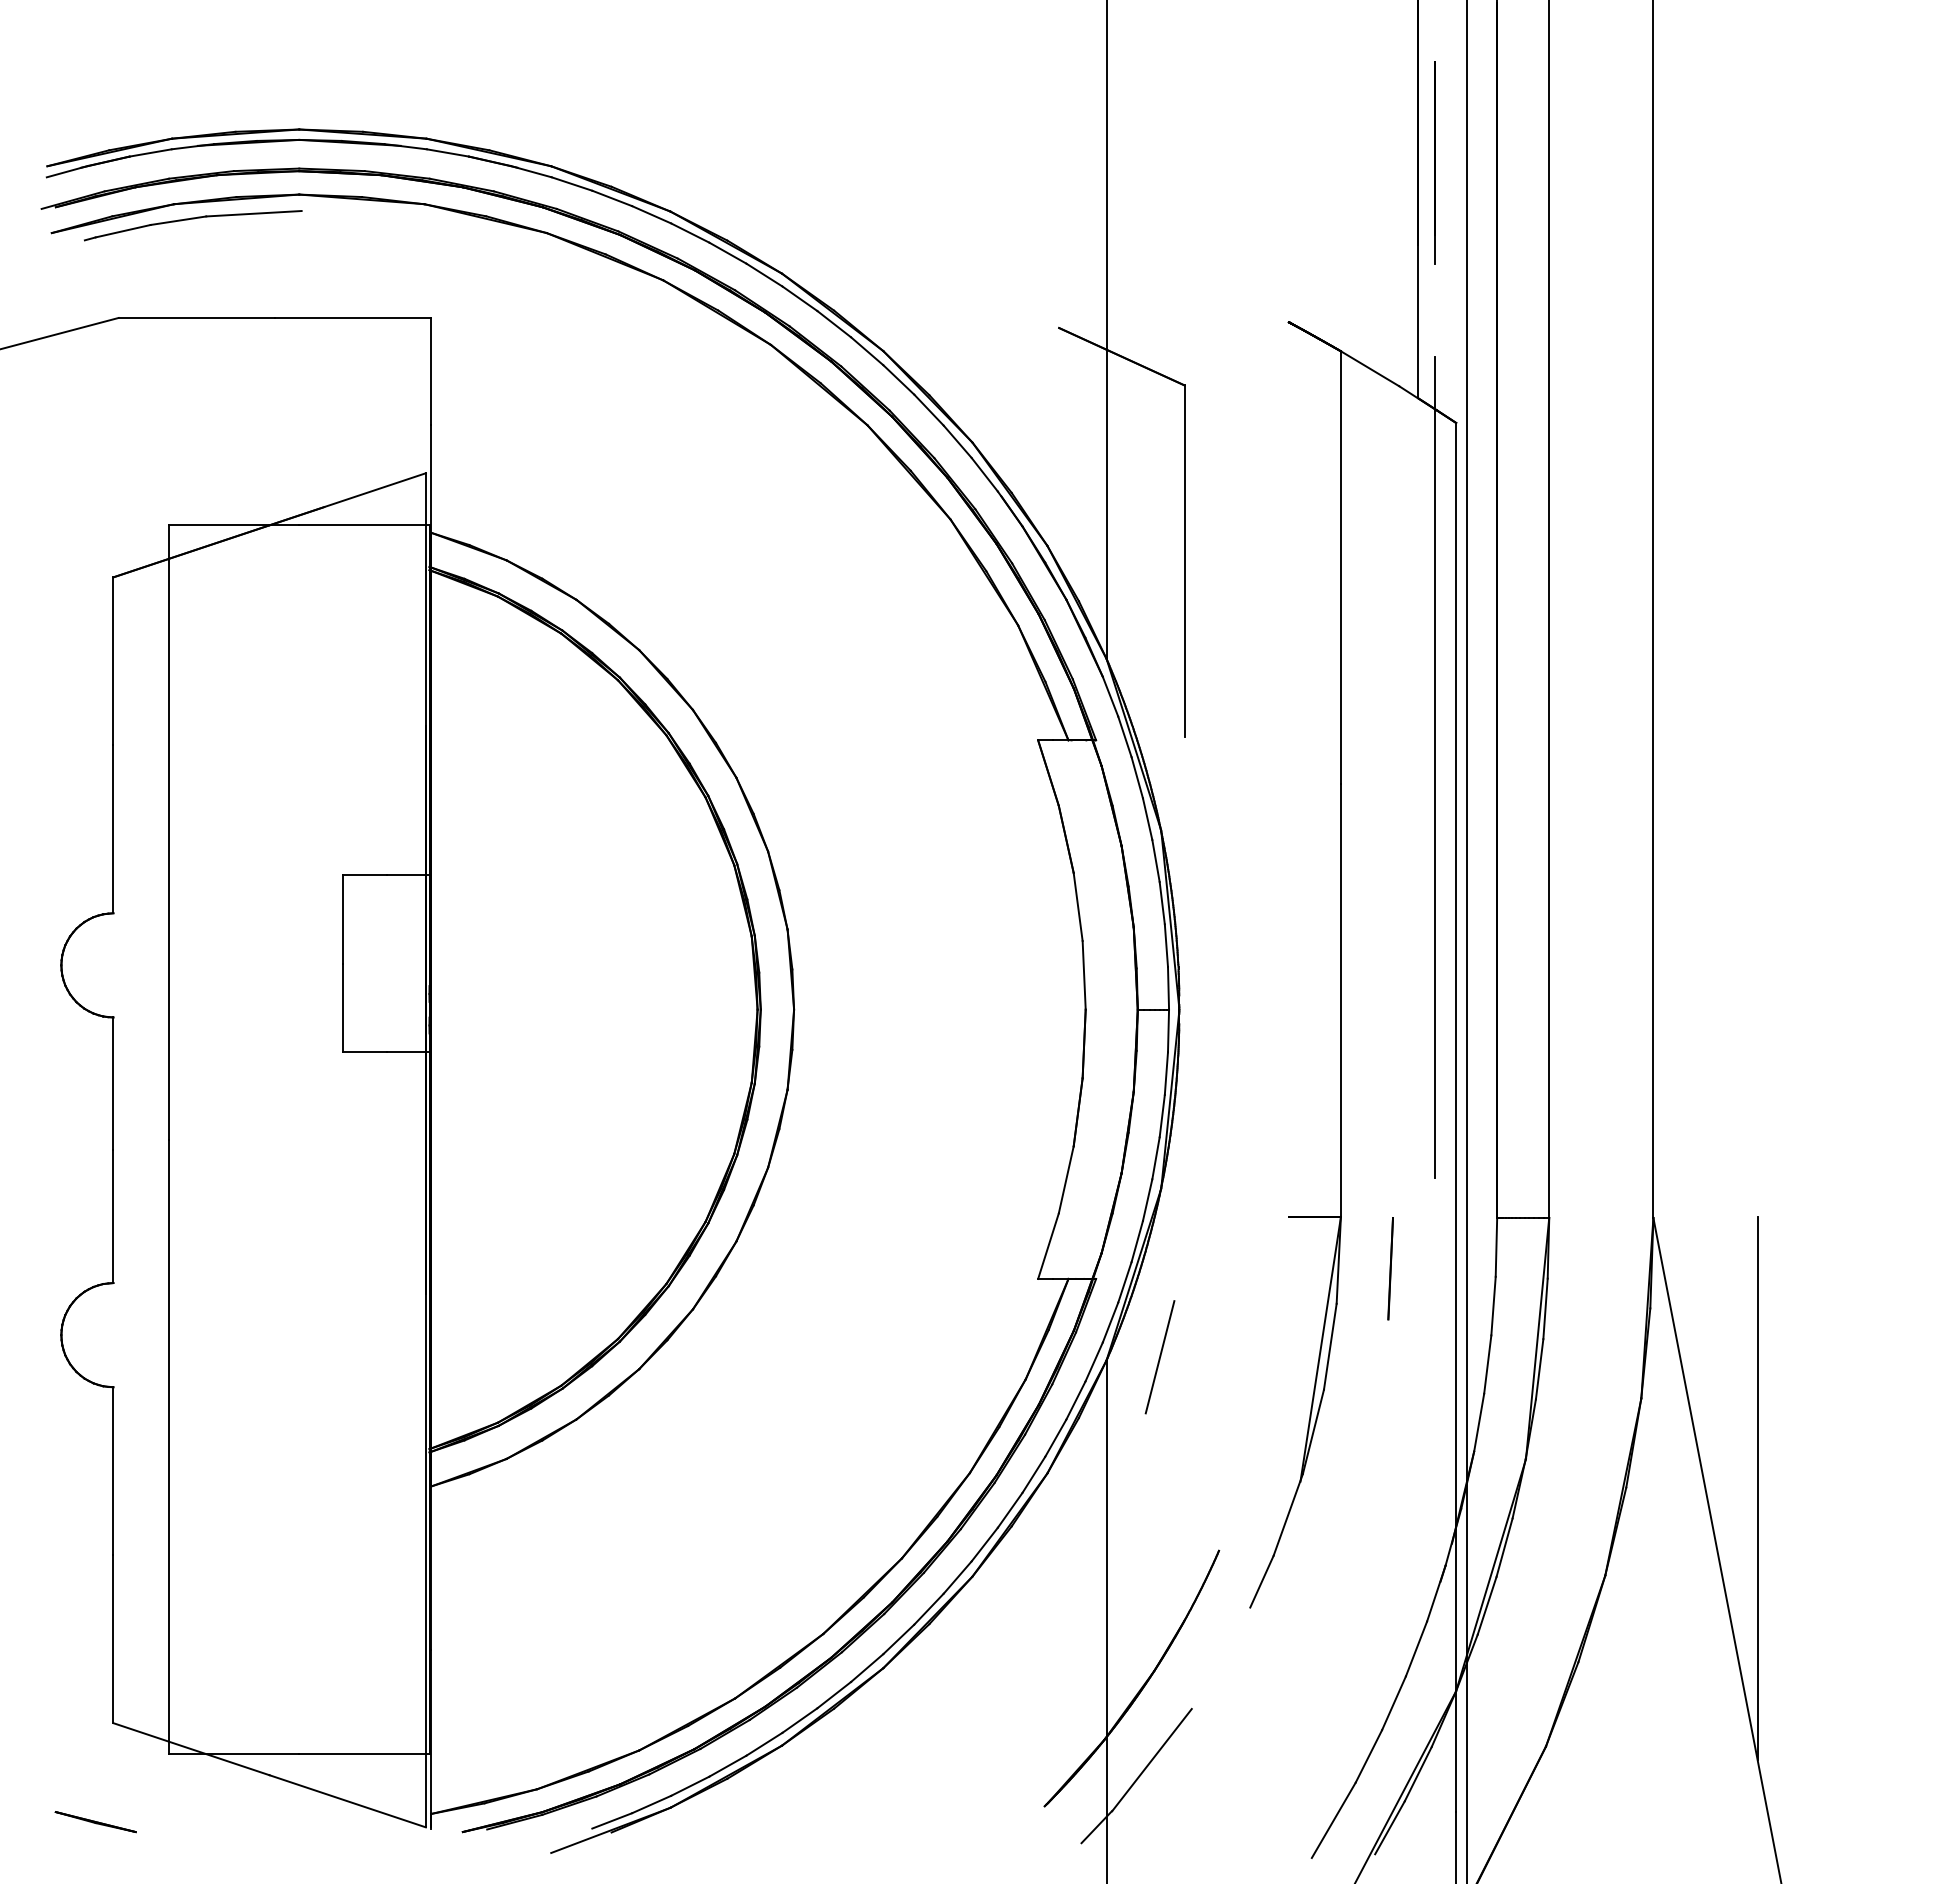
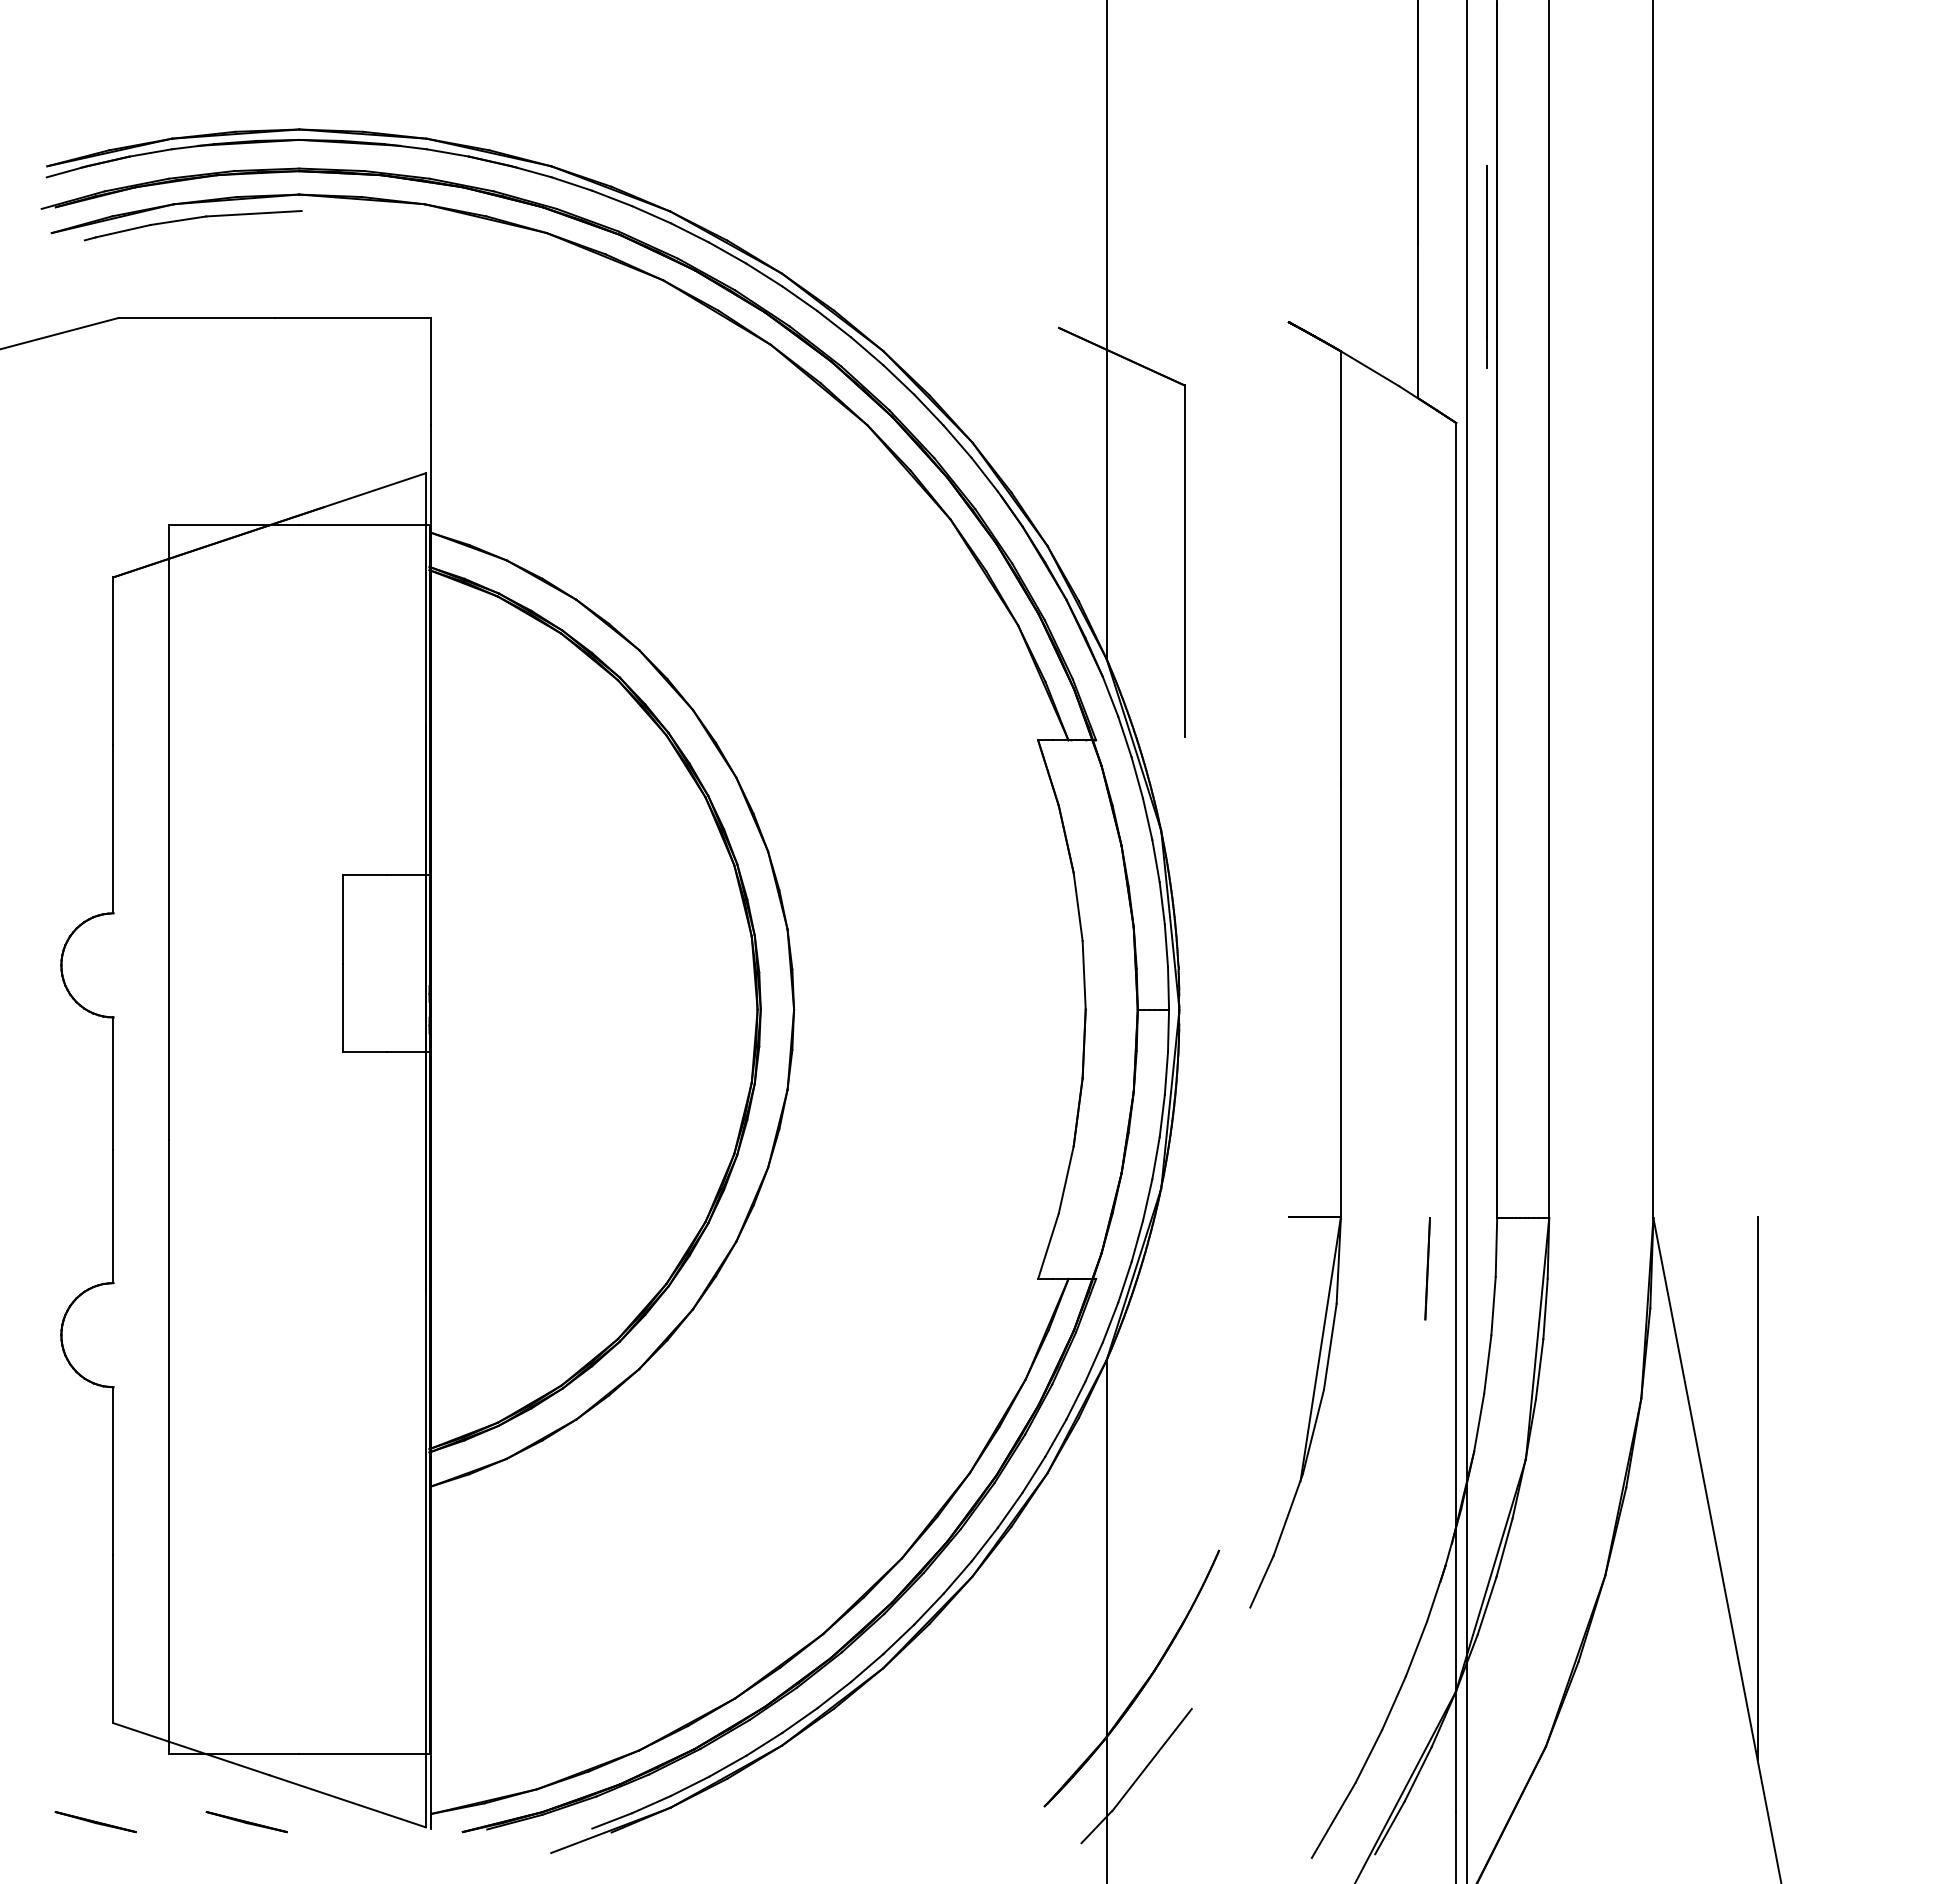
line position: (1434, 162) -> (1486, 266) (1486, 266)
line: present -> none (1434, 767)
line position: (1390, 1268) -> (1427, 1268) (1427, 1268)
line: present -> none (1159, 1357)
line: none -> present (246, 1822)
